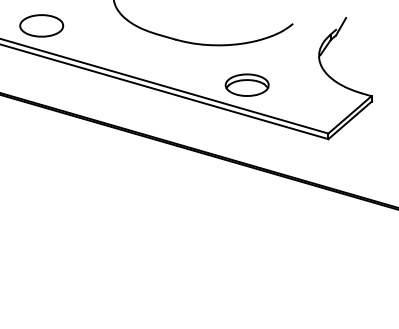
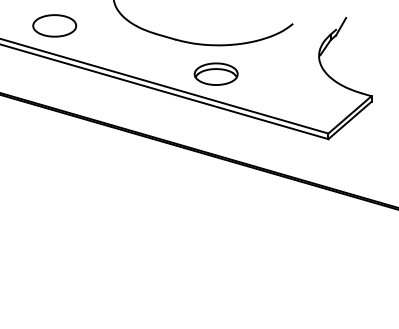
part position: (41, 25) -> (54, 25) (54, 25)
part position: (246, 84) -> (215, 73) (215, 73)
